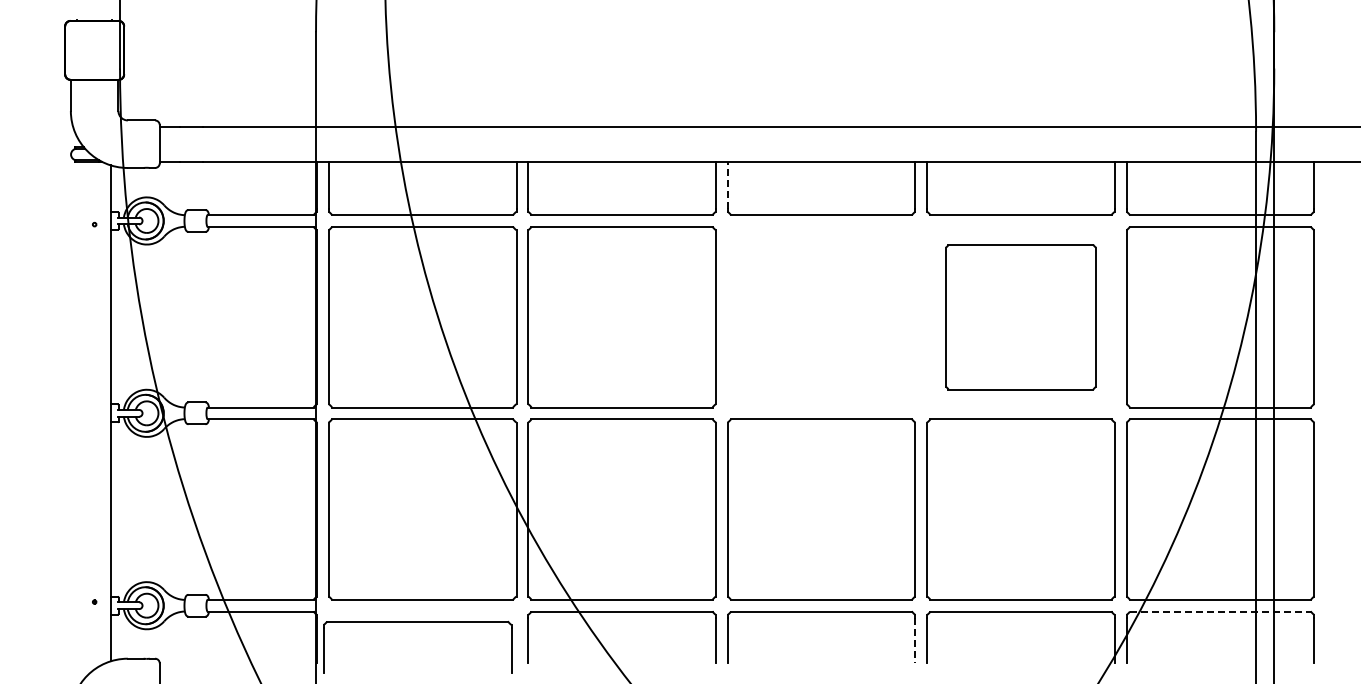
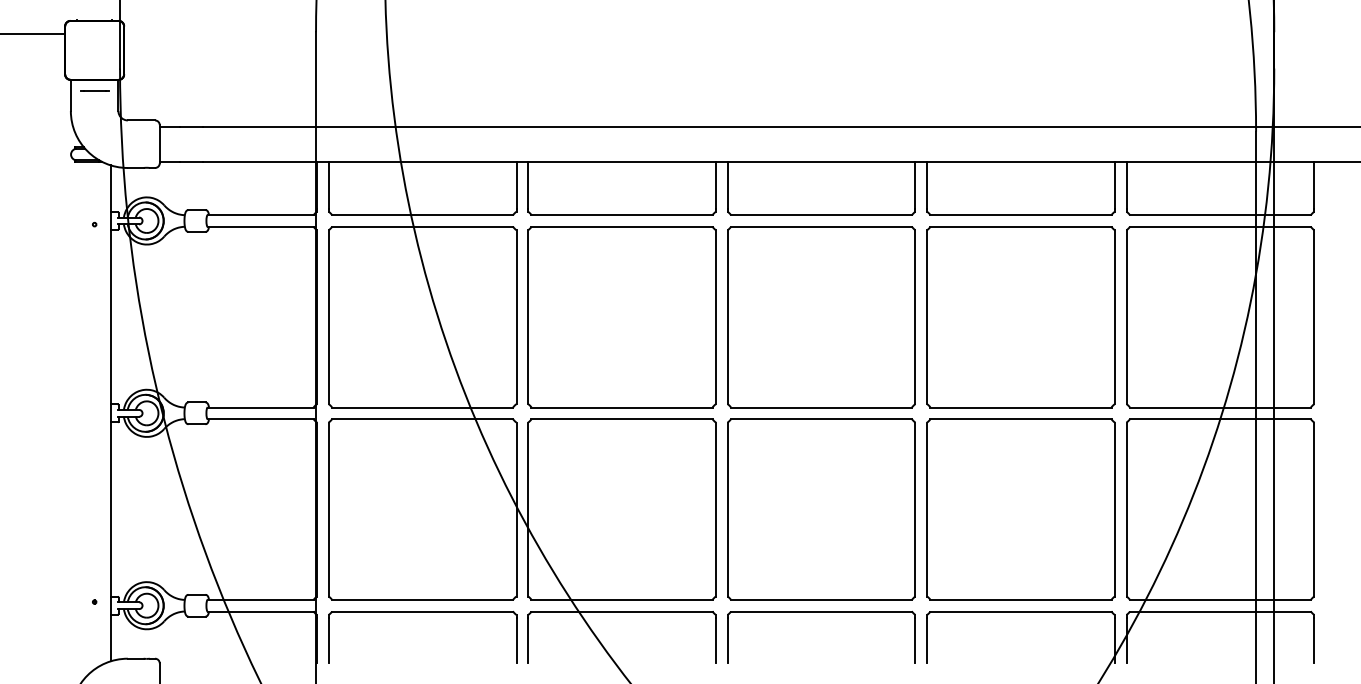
line: none -> present (33, 34)
line: none -> present (94, 90)
line: dashed -> solid (727, 185)
part: none -> present (821, 317)
part size: 152x147 px -> 190x183 px (1020, 317)
line: dashed -> solid (1220, 611)
part position: (417, 622) -> (422, 612) (422, 612)
line: dashed -> solid (915, 640)
